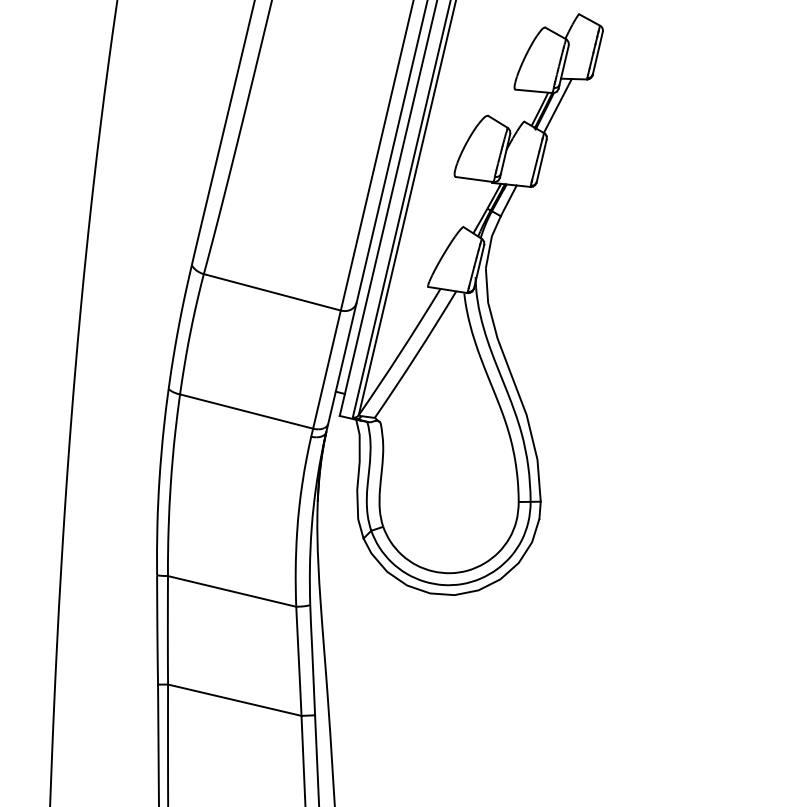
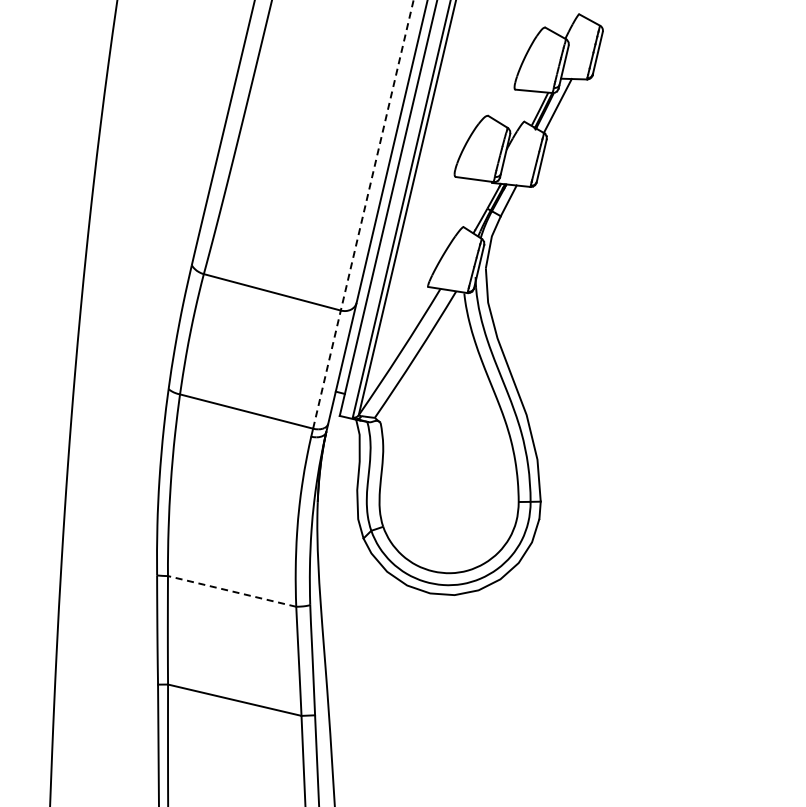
line: solid -> dashed (363, 214)
line: solid -> dashed (232, 591)
